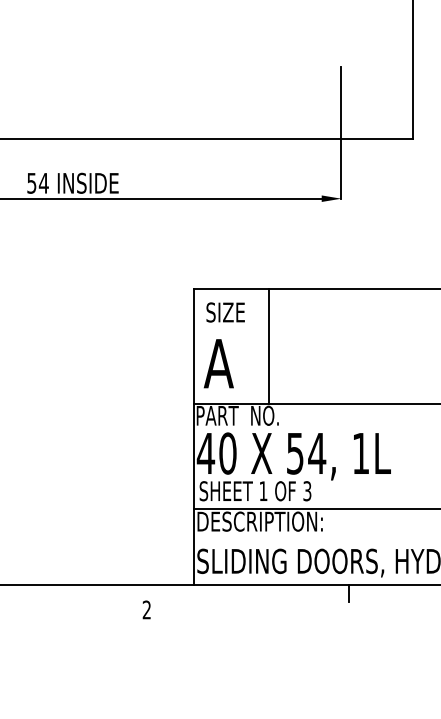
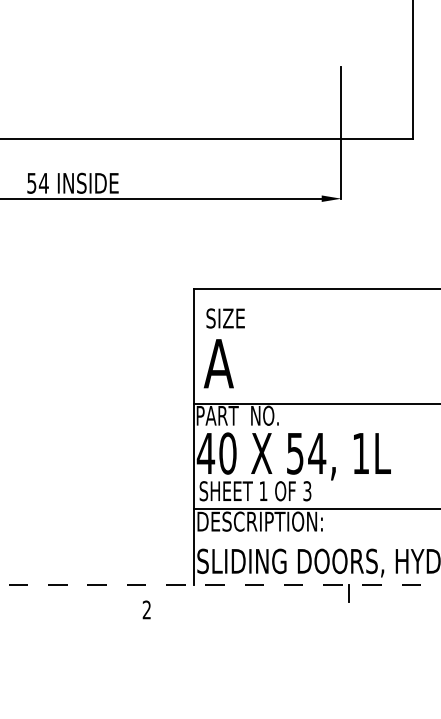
text position: (225, 312) -> (225, 318) (225, 318)
line: present -> none (268, 346)
line: solid -> dashed (220, 585)
